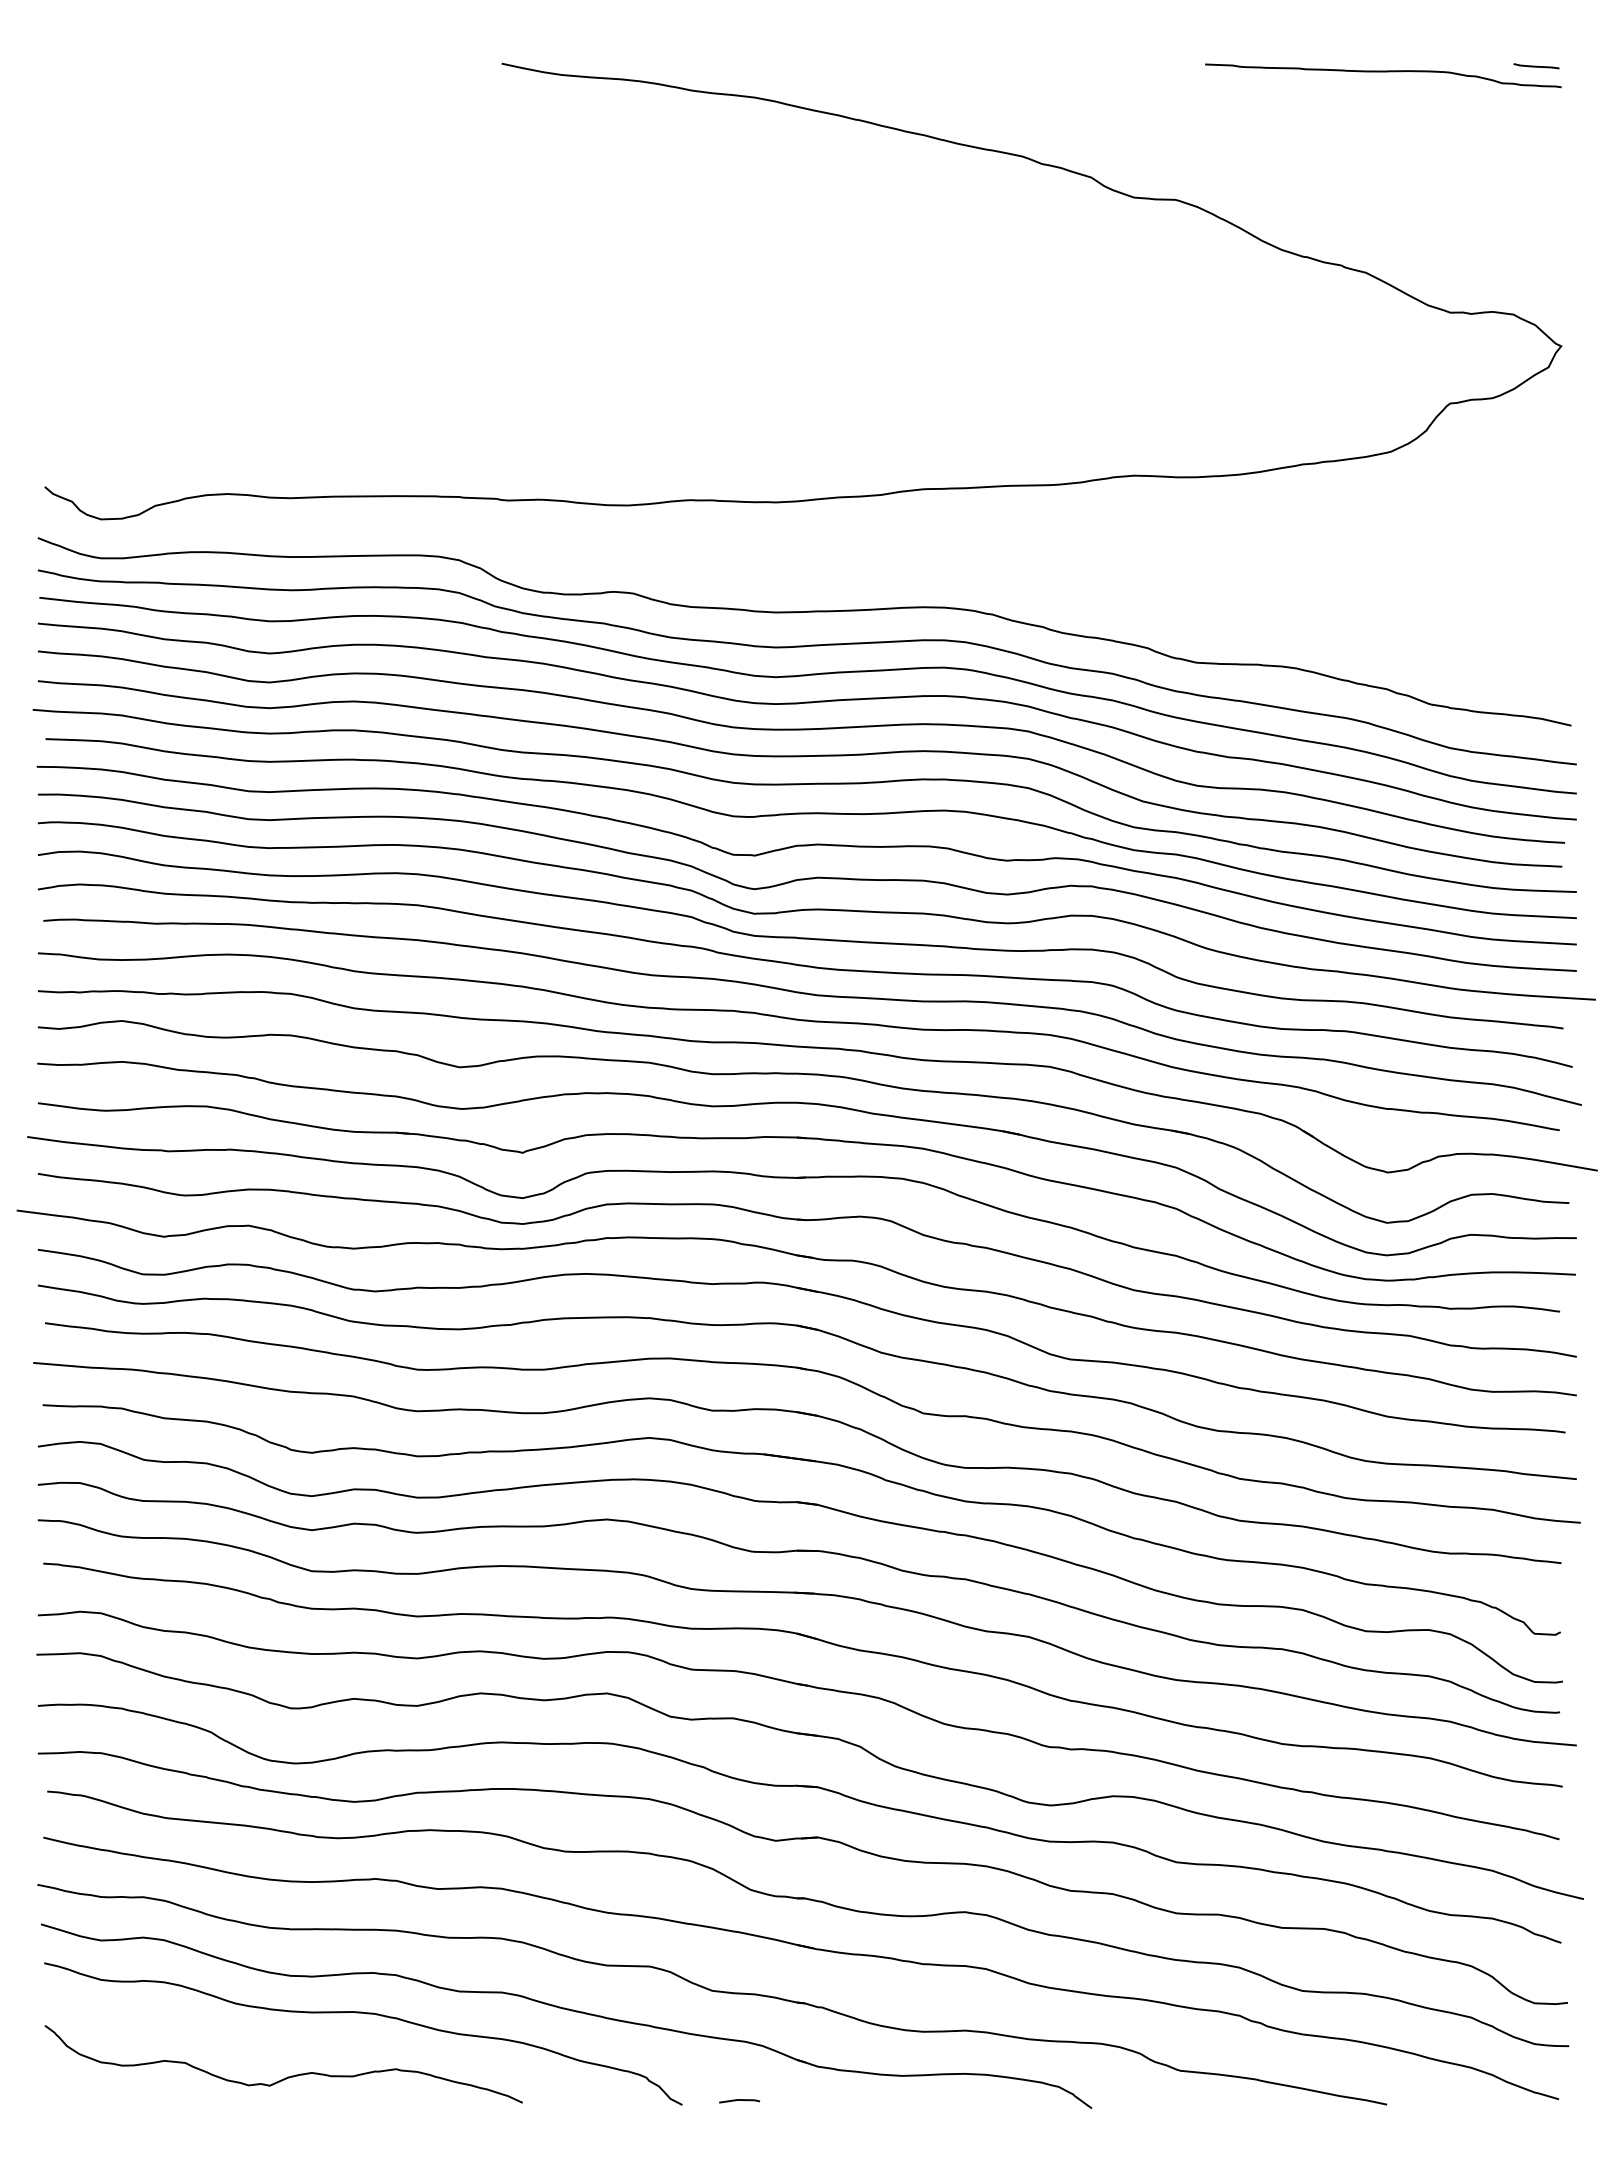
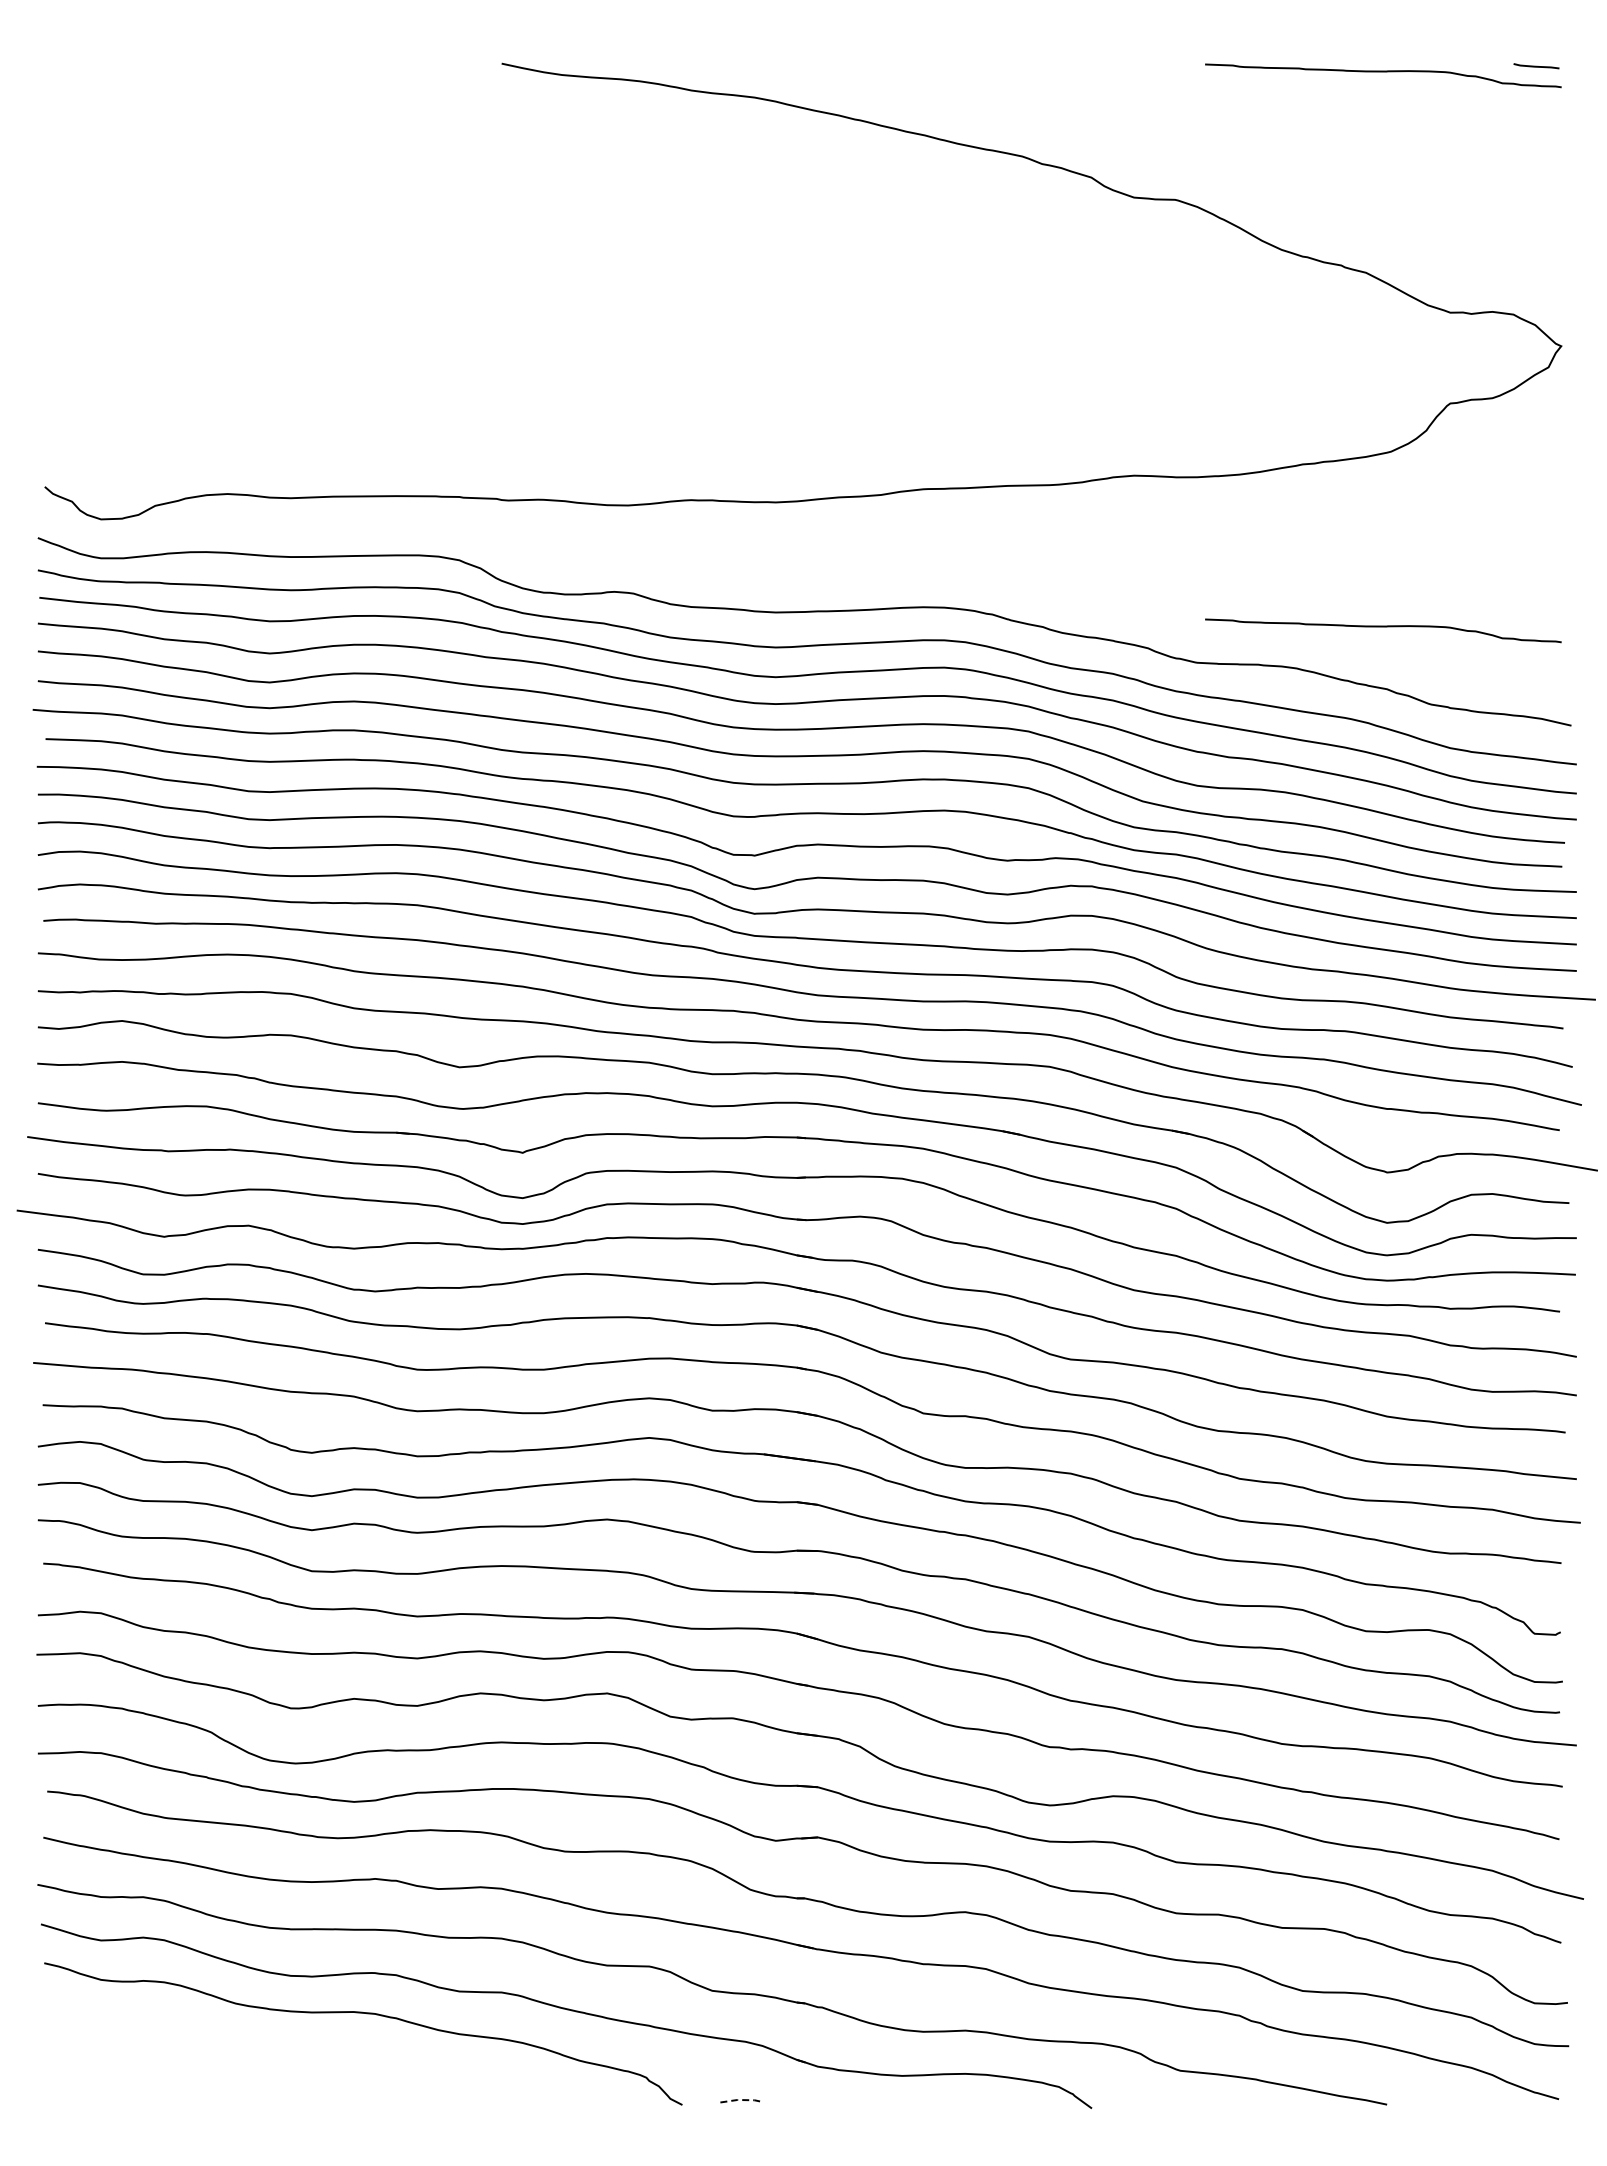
curve: none -> present (1383, 627)
curve: present -> none (287, 2076)
line: solid -> dashed (739, 2100)
